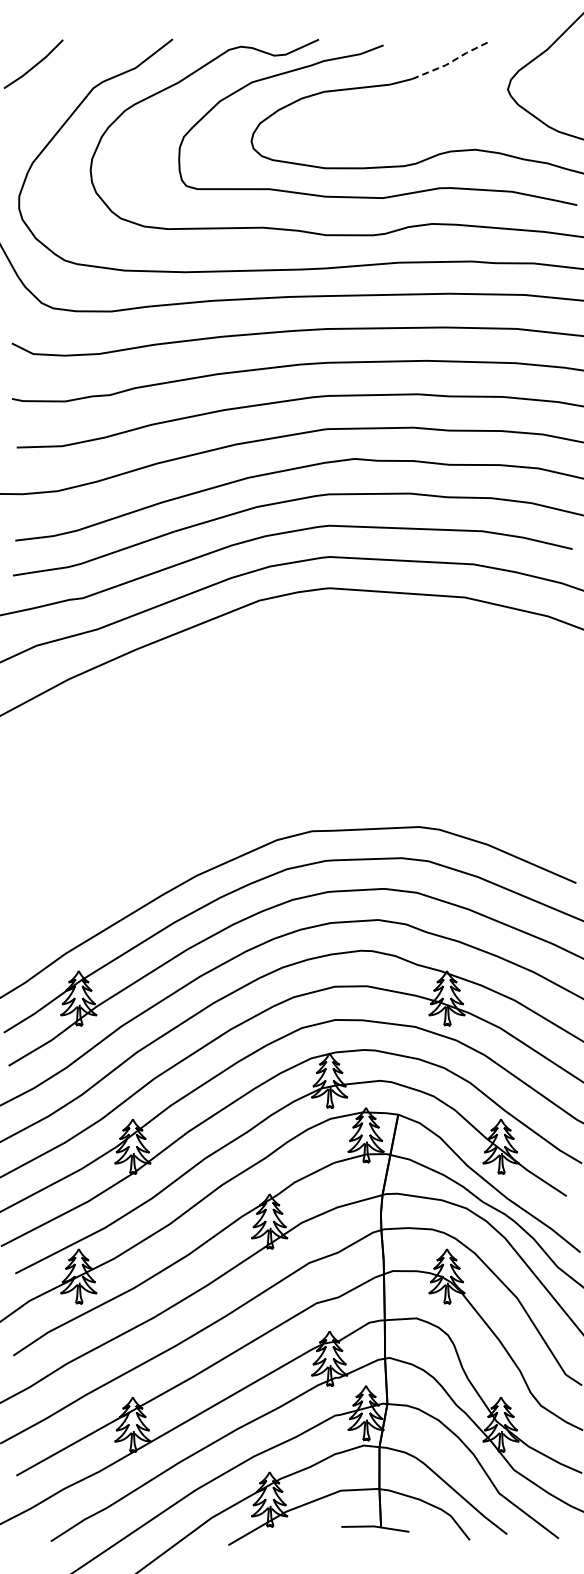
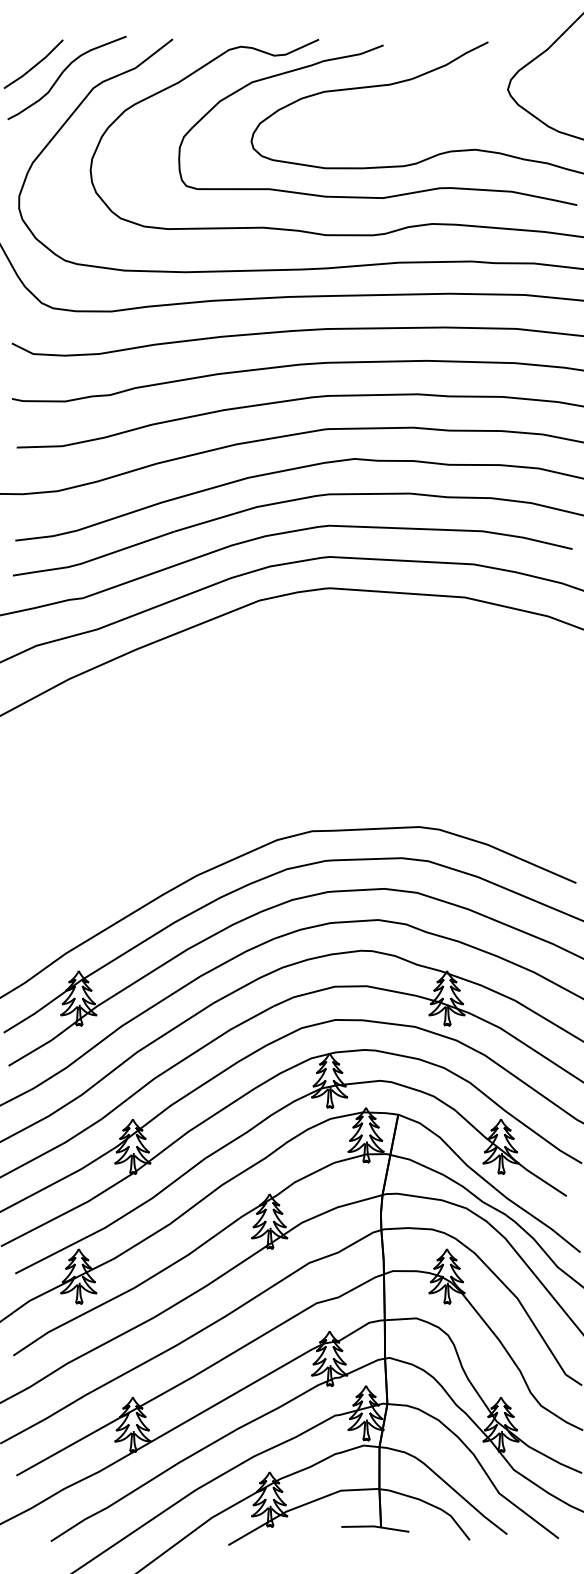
line: dashed -> solid (451, 62)
curve: none -> present (62, 74)
